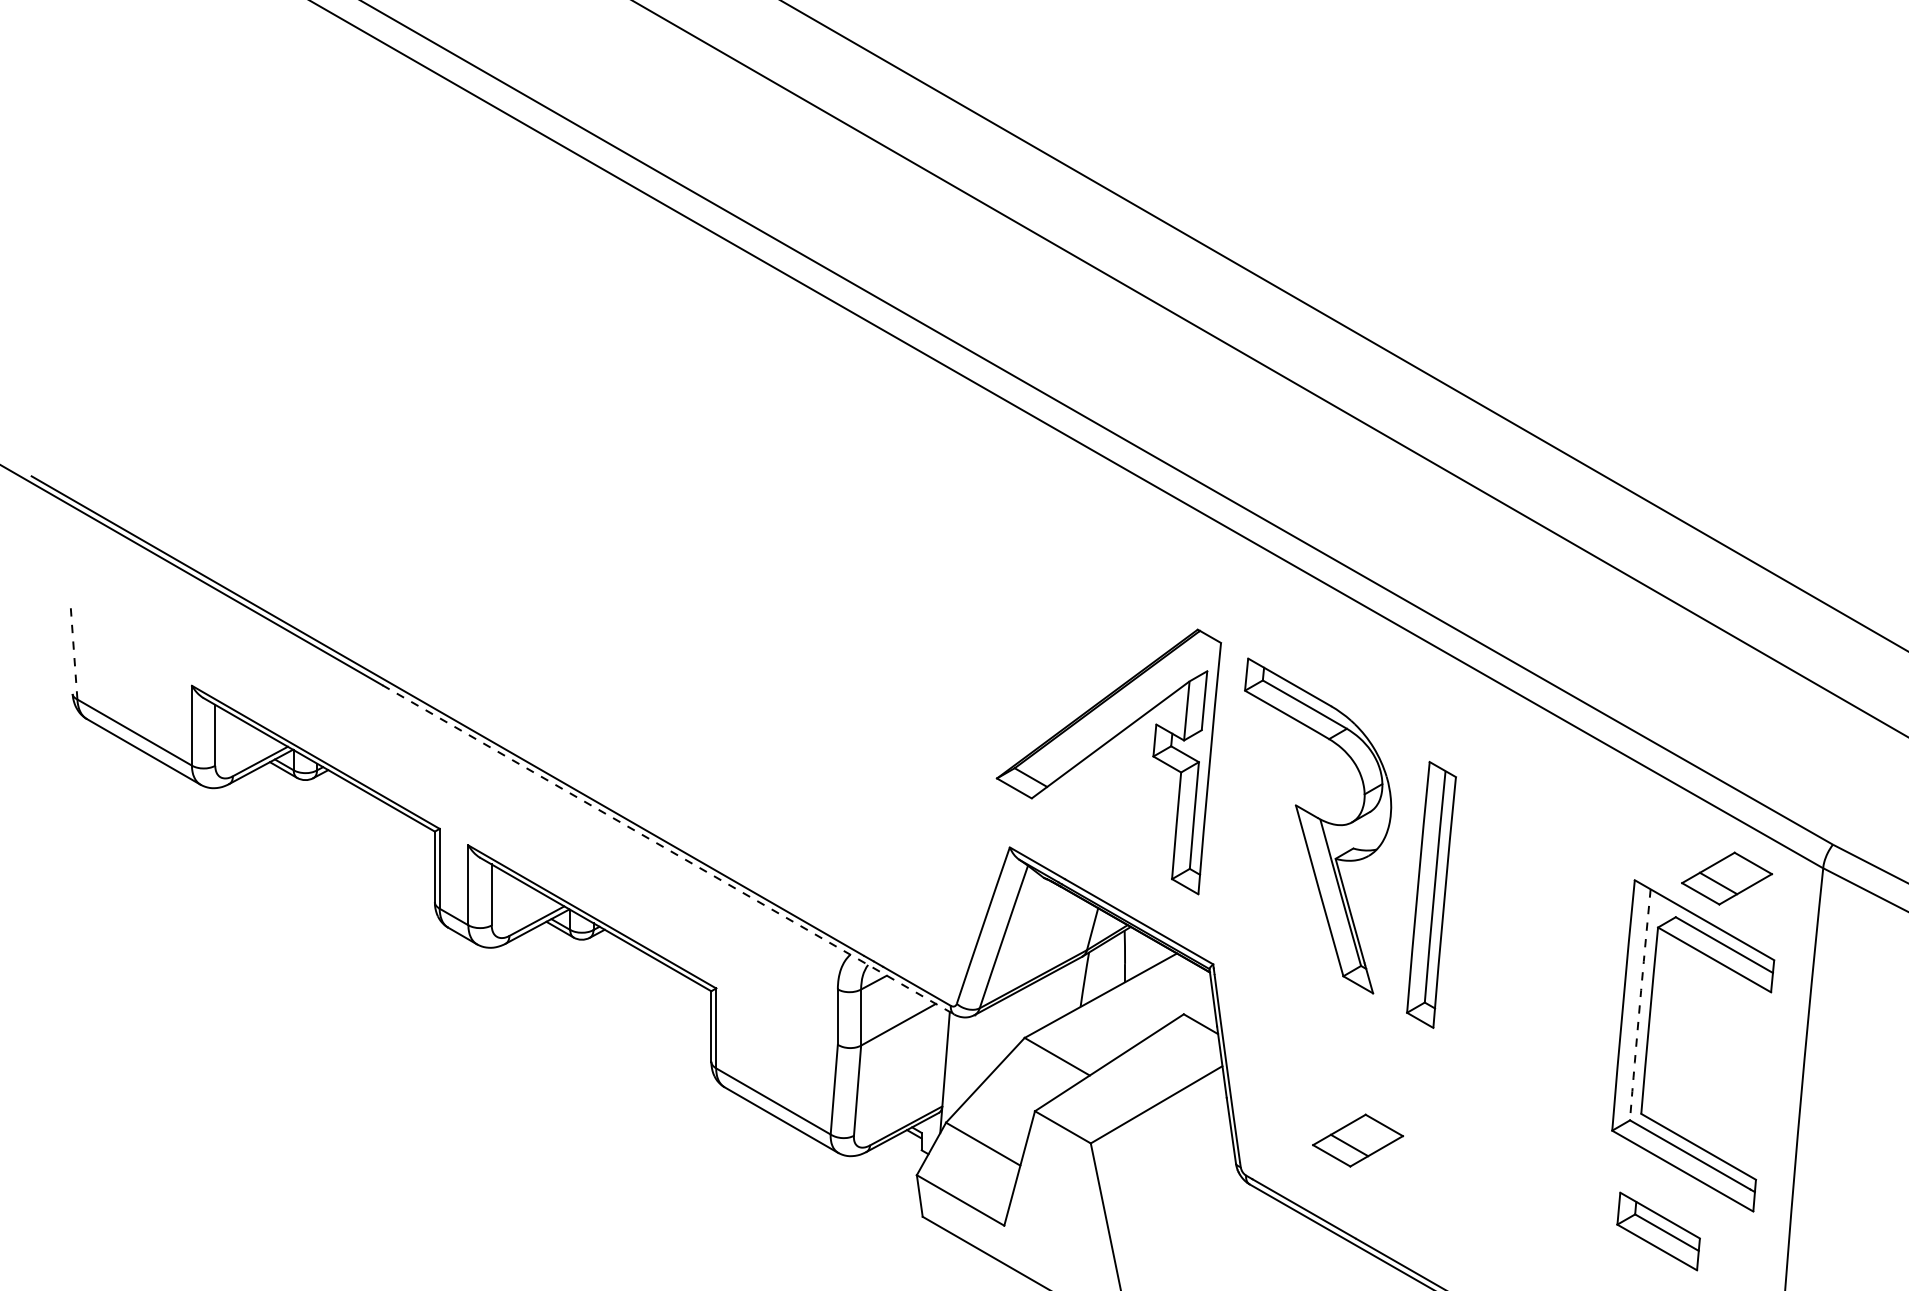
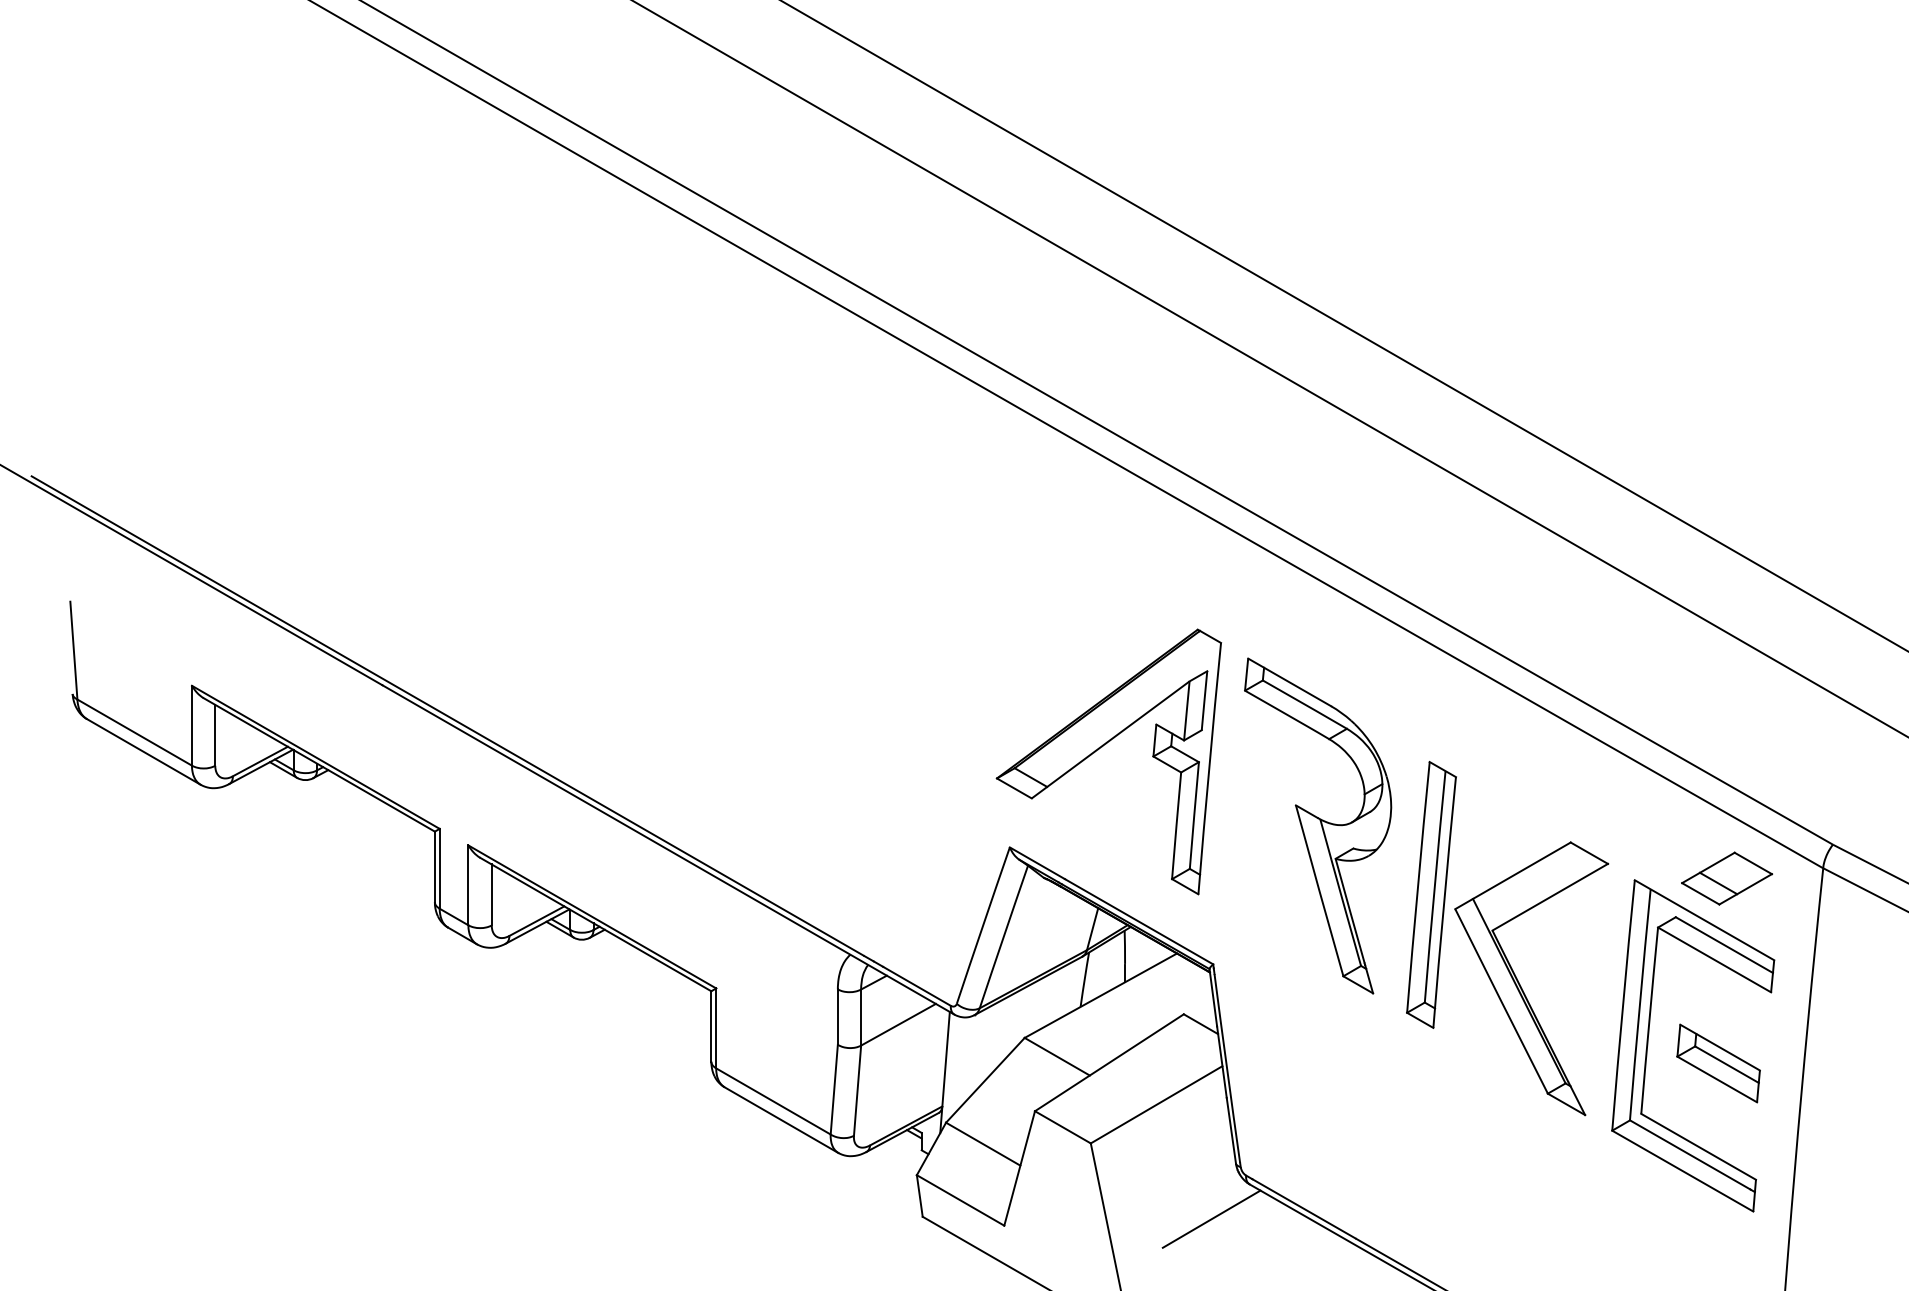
line: dashed -> solid (73, 650)
line: dashed -> solid (668, 849)
part: none -> present (1520, 984)
arc: dashed -> solid (1639, 1004)
part: present -> none (1358, 1140)
line: none -> present (1211, 1218)
part position: (1658, 1231) -> (1718, 1063) (1718, 1063)
